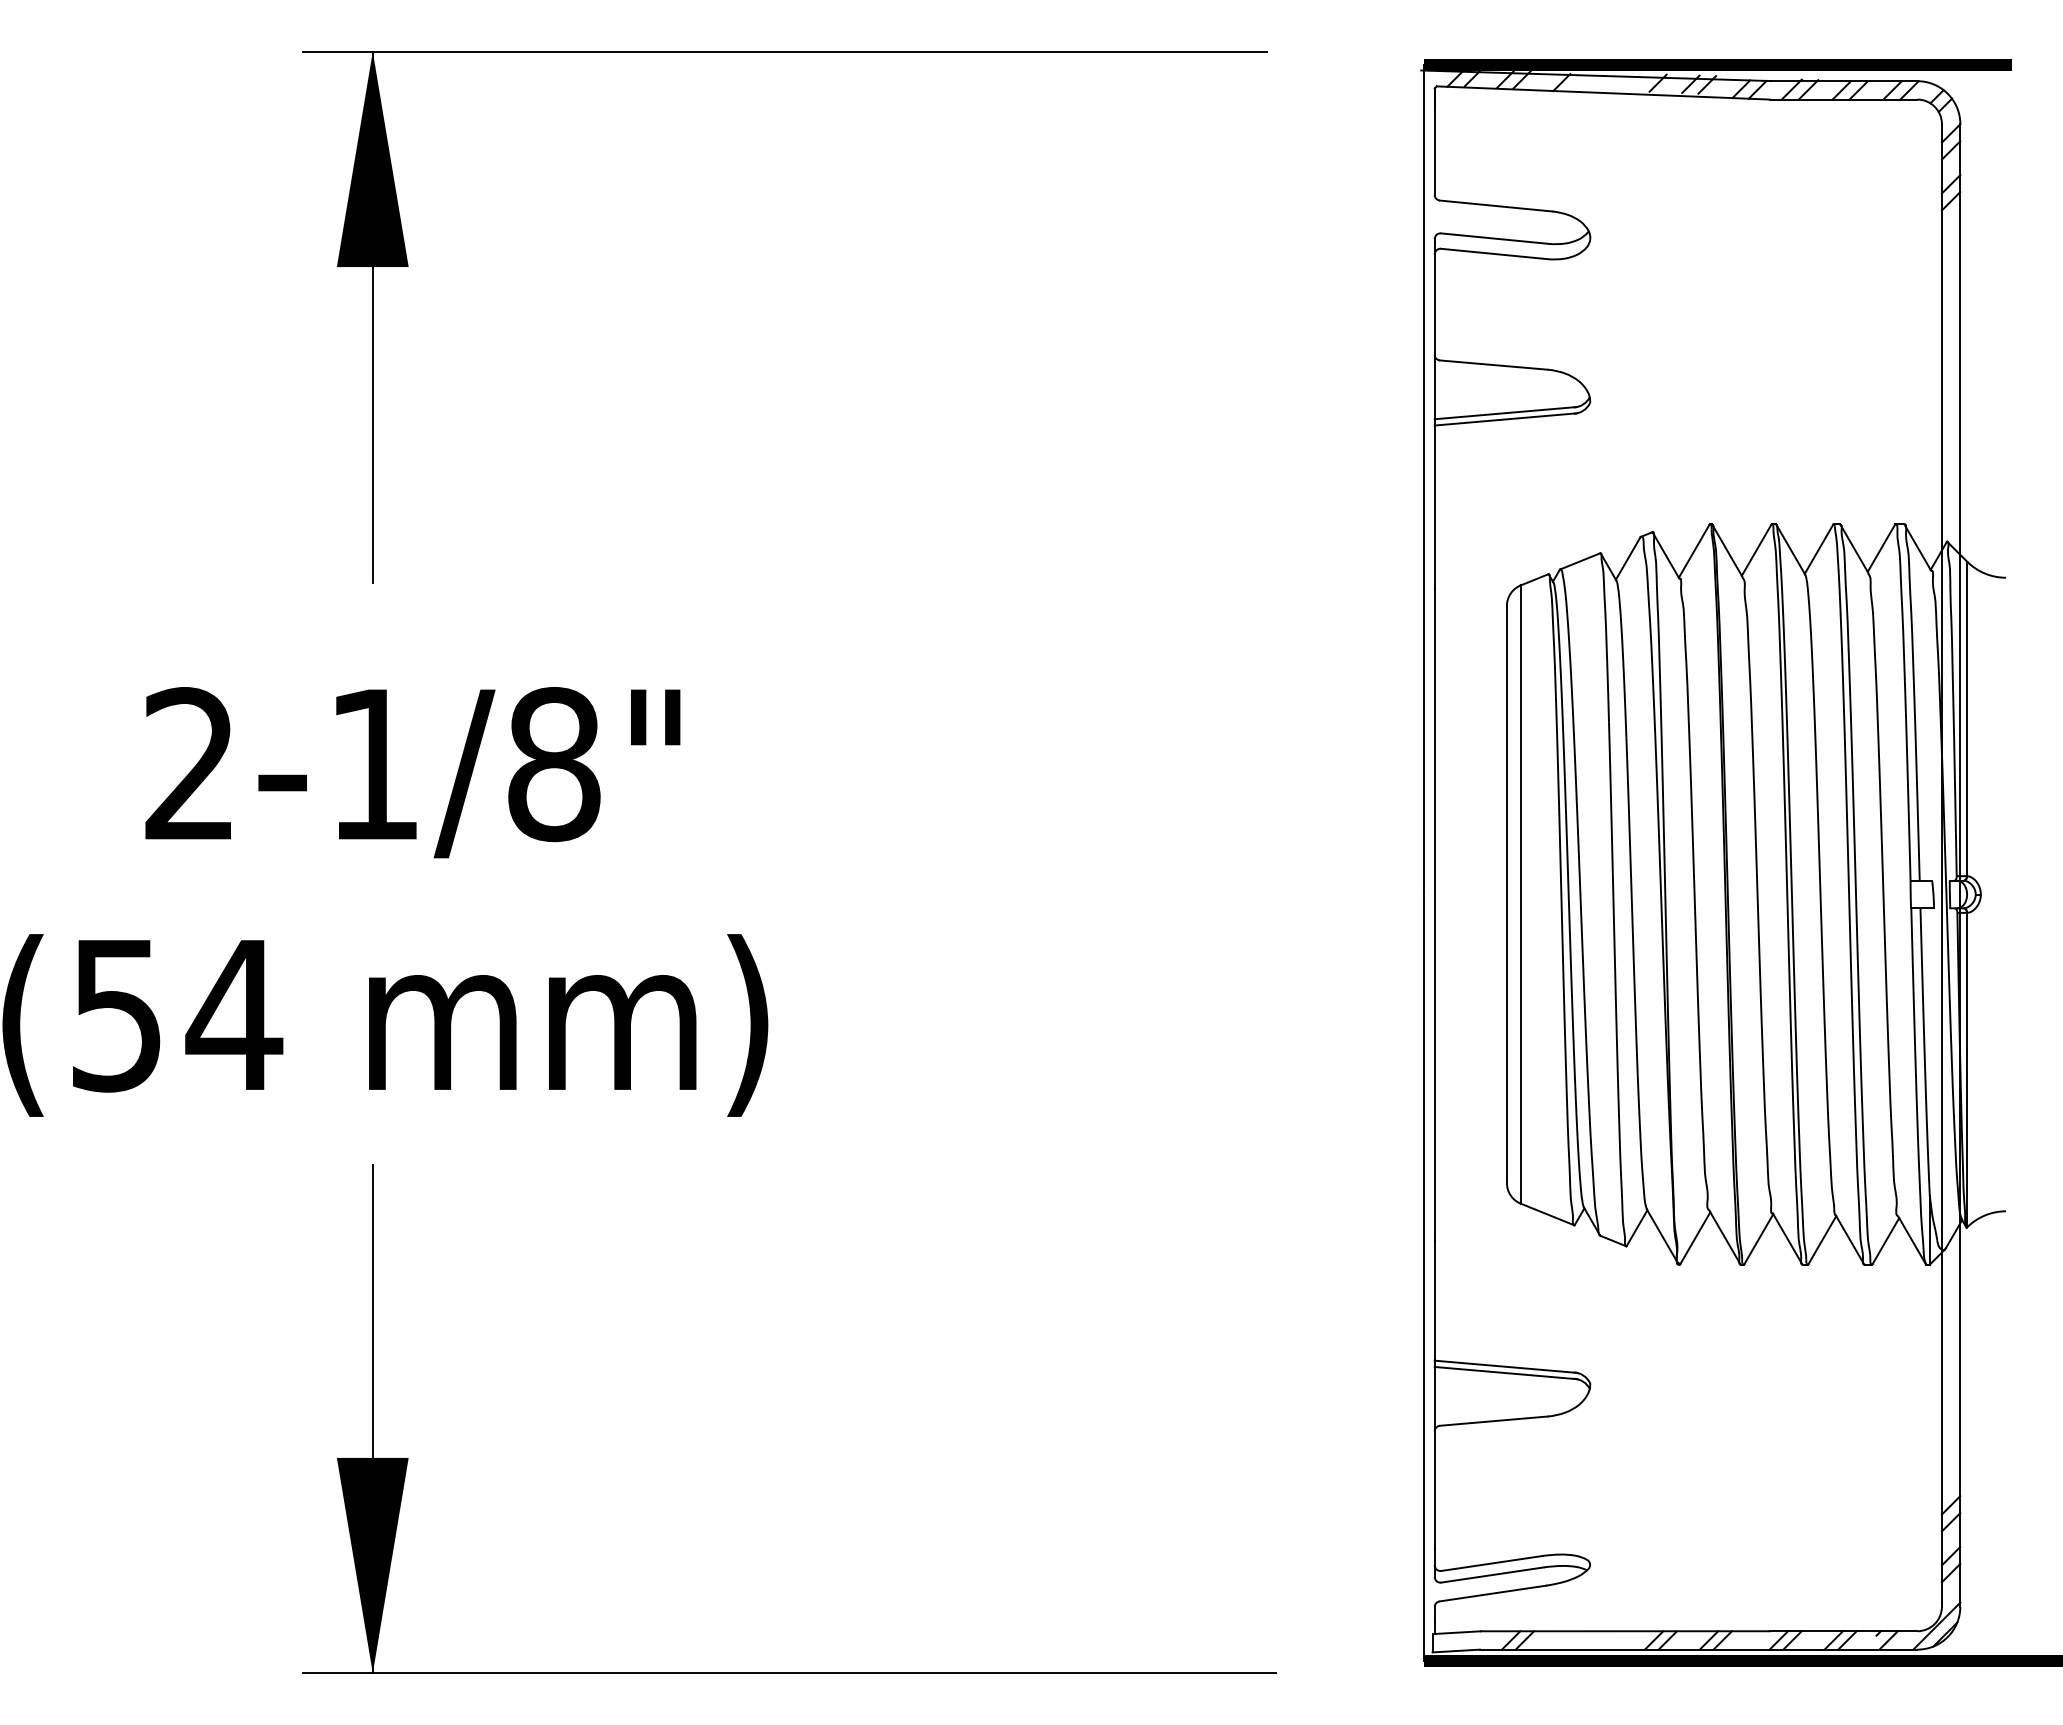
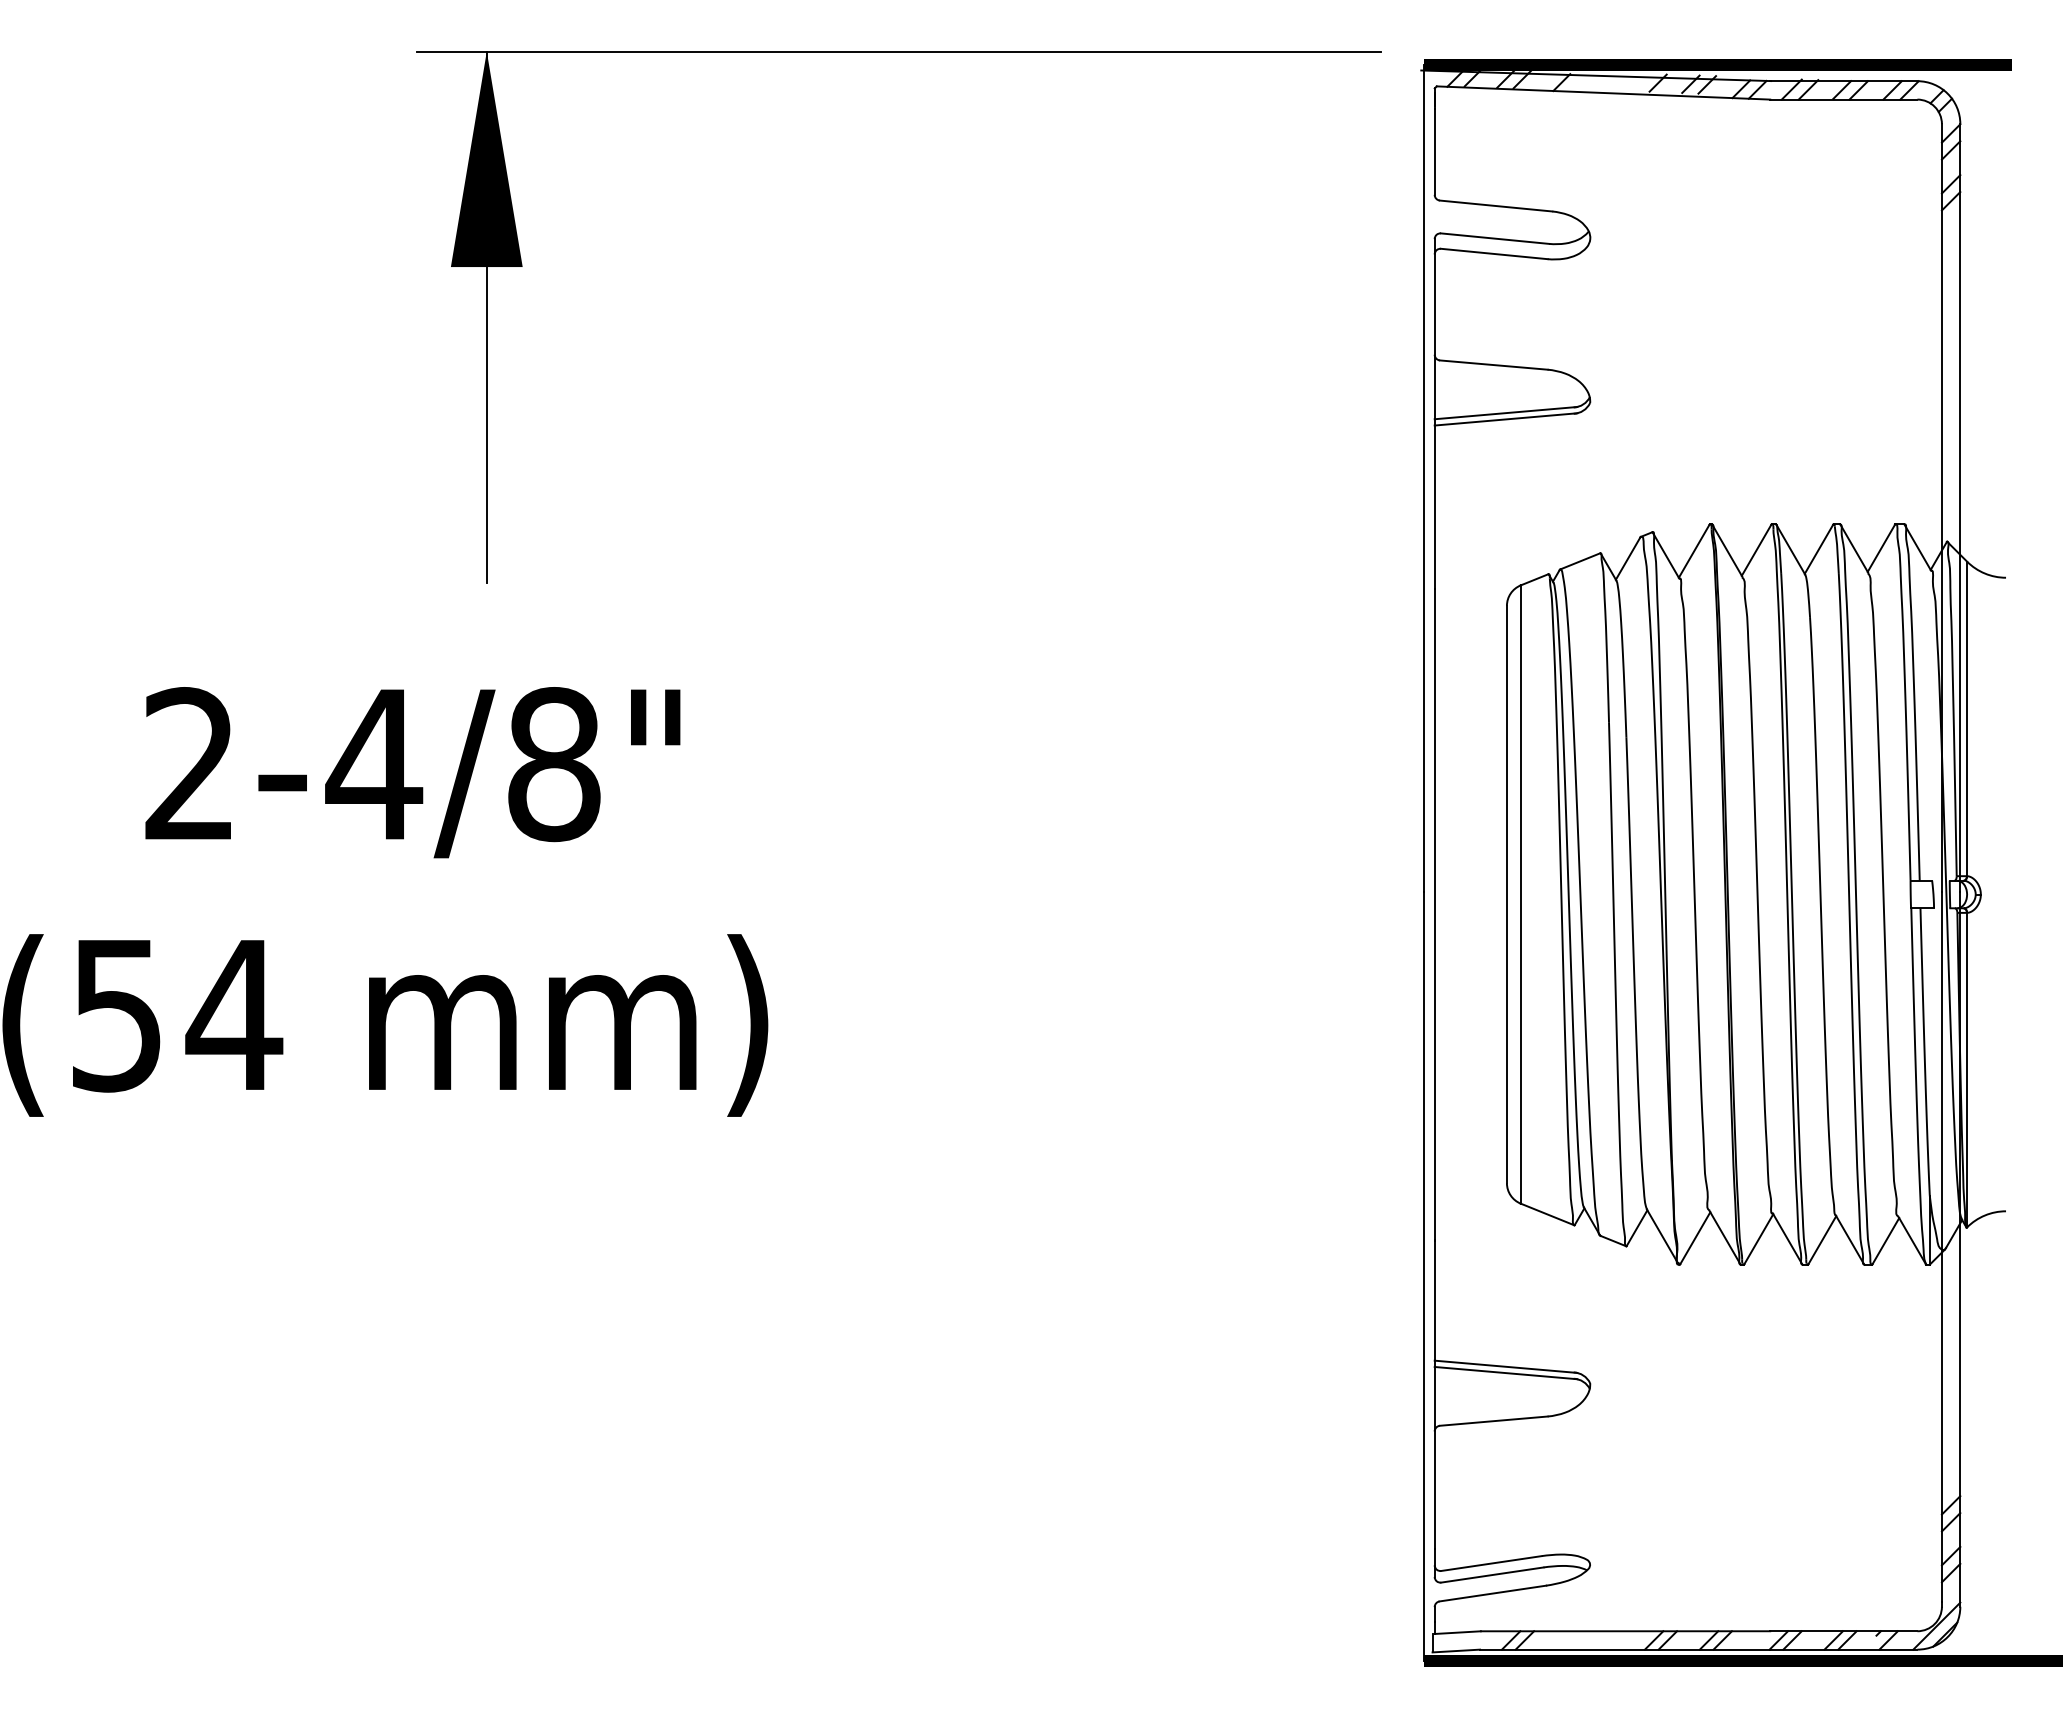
part position: (784, 52) -> (898, 52) (898, 52)
text: 2-1/8" -> 2-4/8" (374, 764)
part: present -> none (789, 1672)
